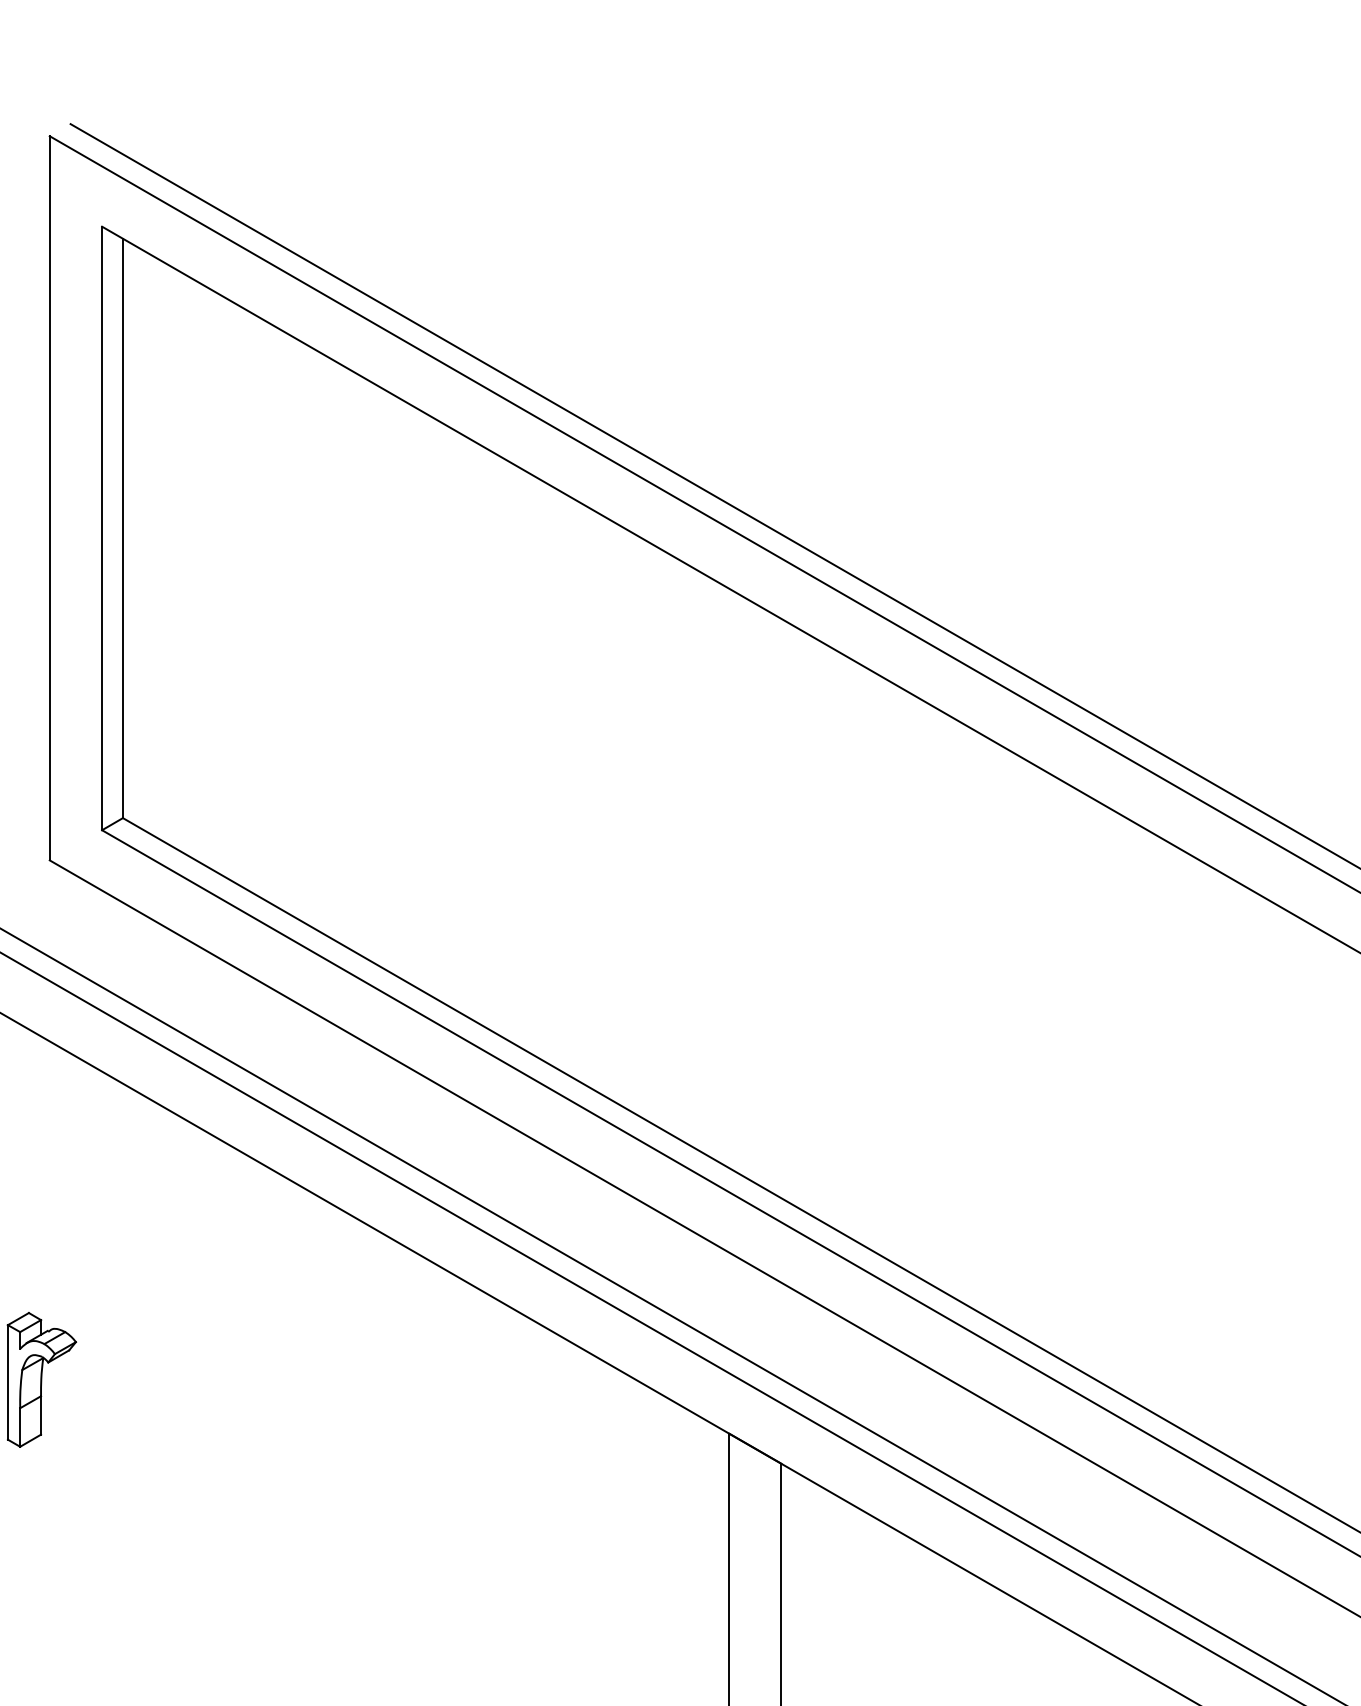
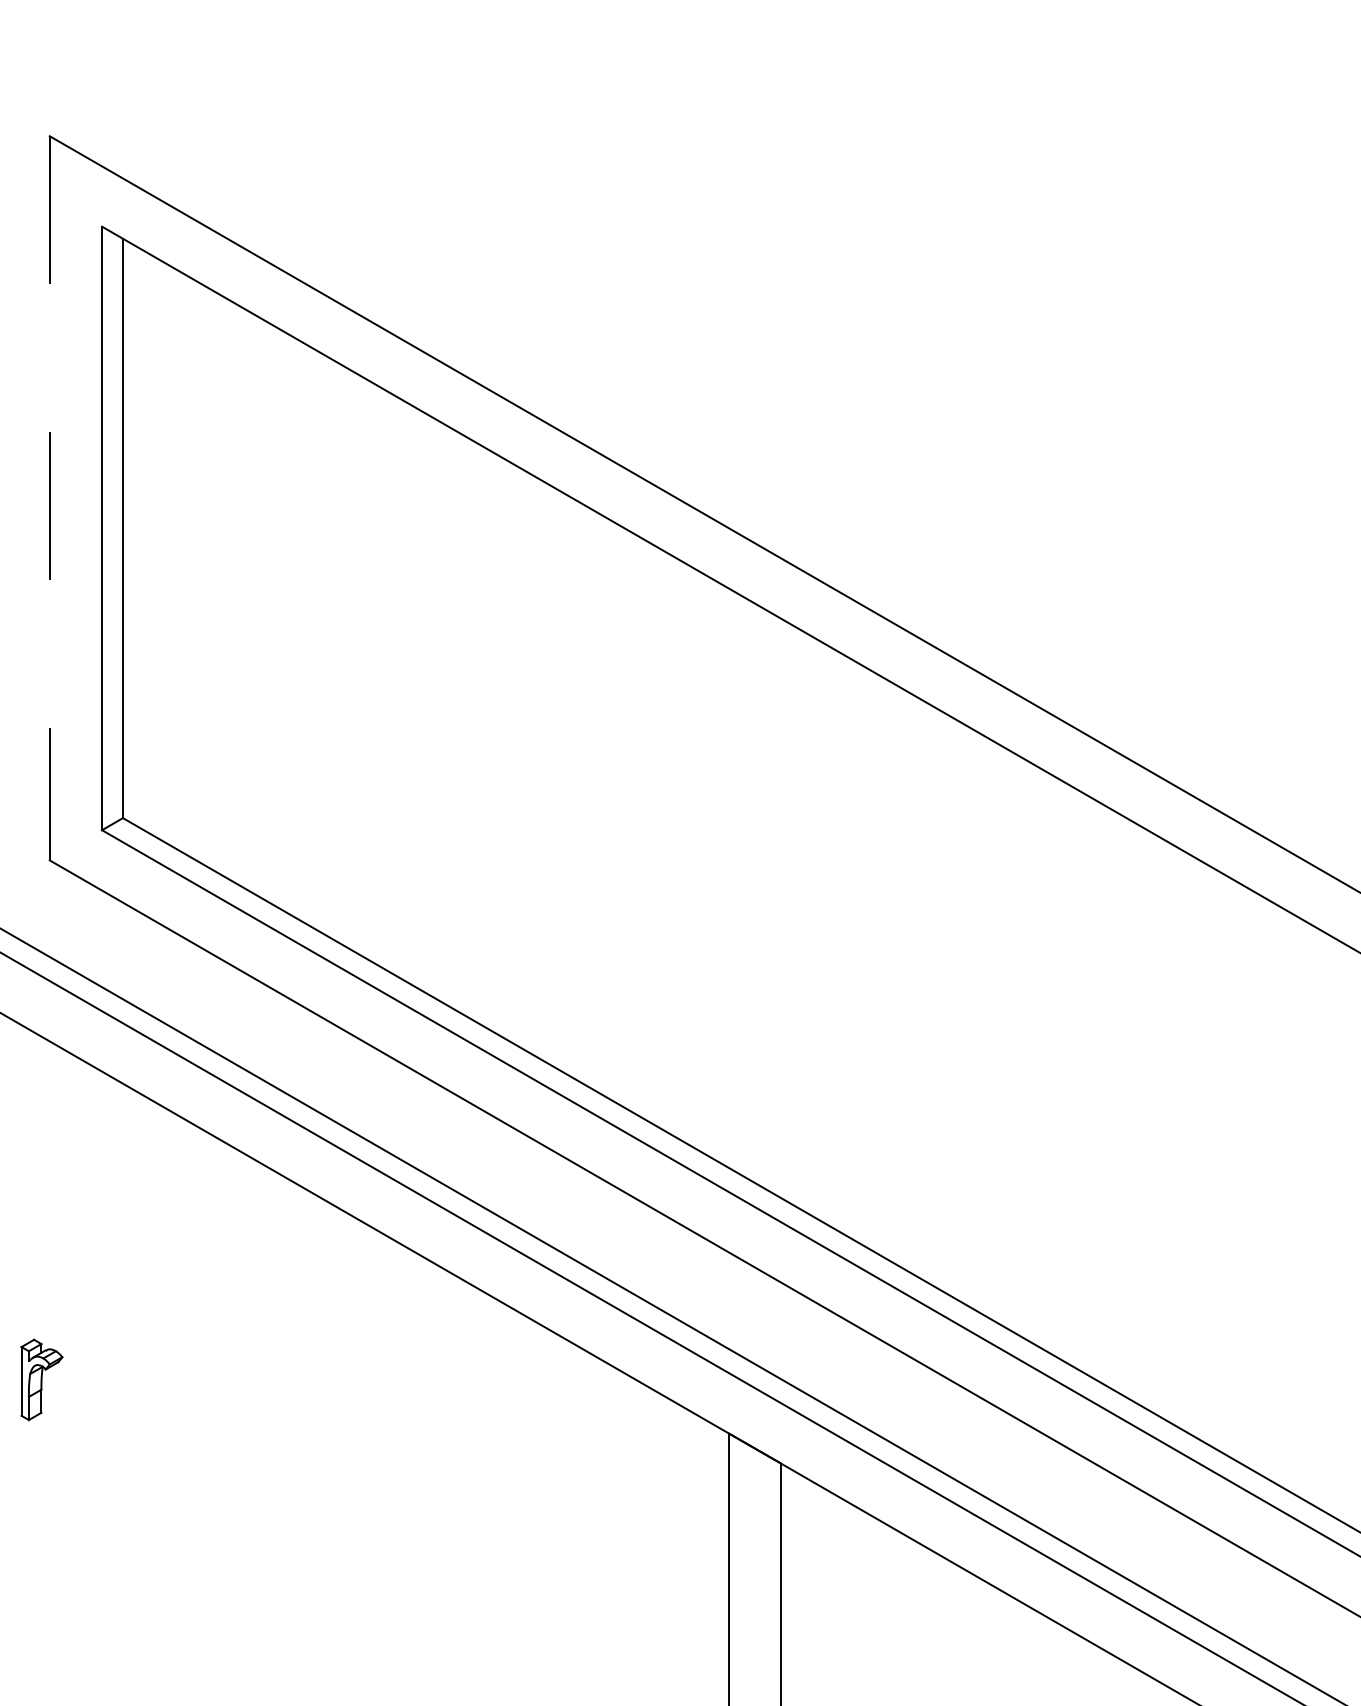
line: present -> none (713, 495)
line: solid -> dashed (49, 498)
part size: 72x136 px -> 44x84 px (41, 1379)
